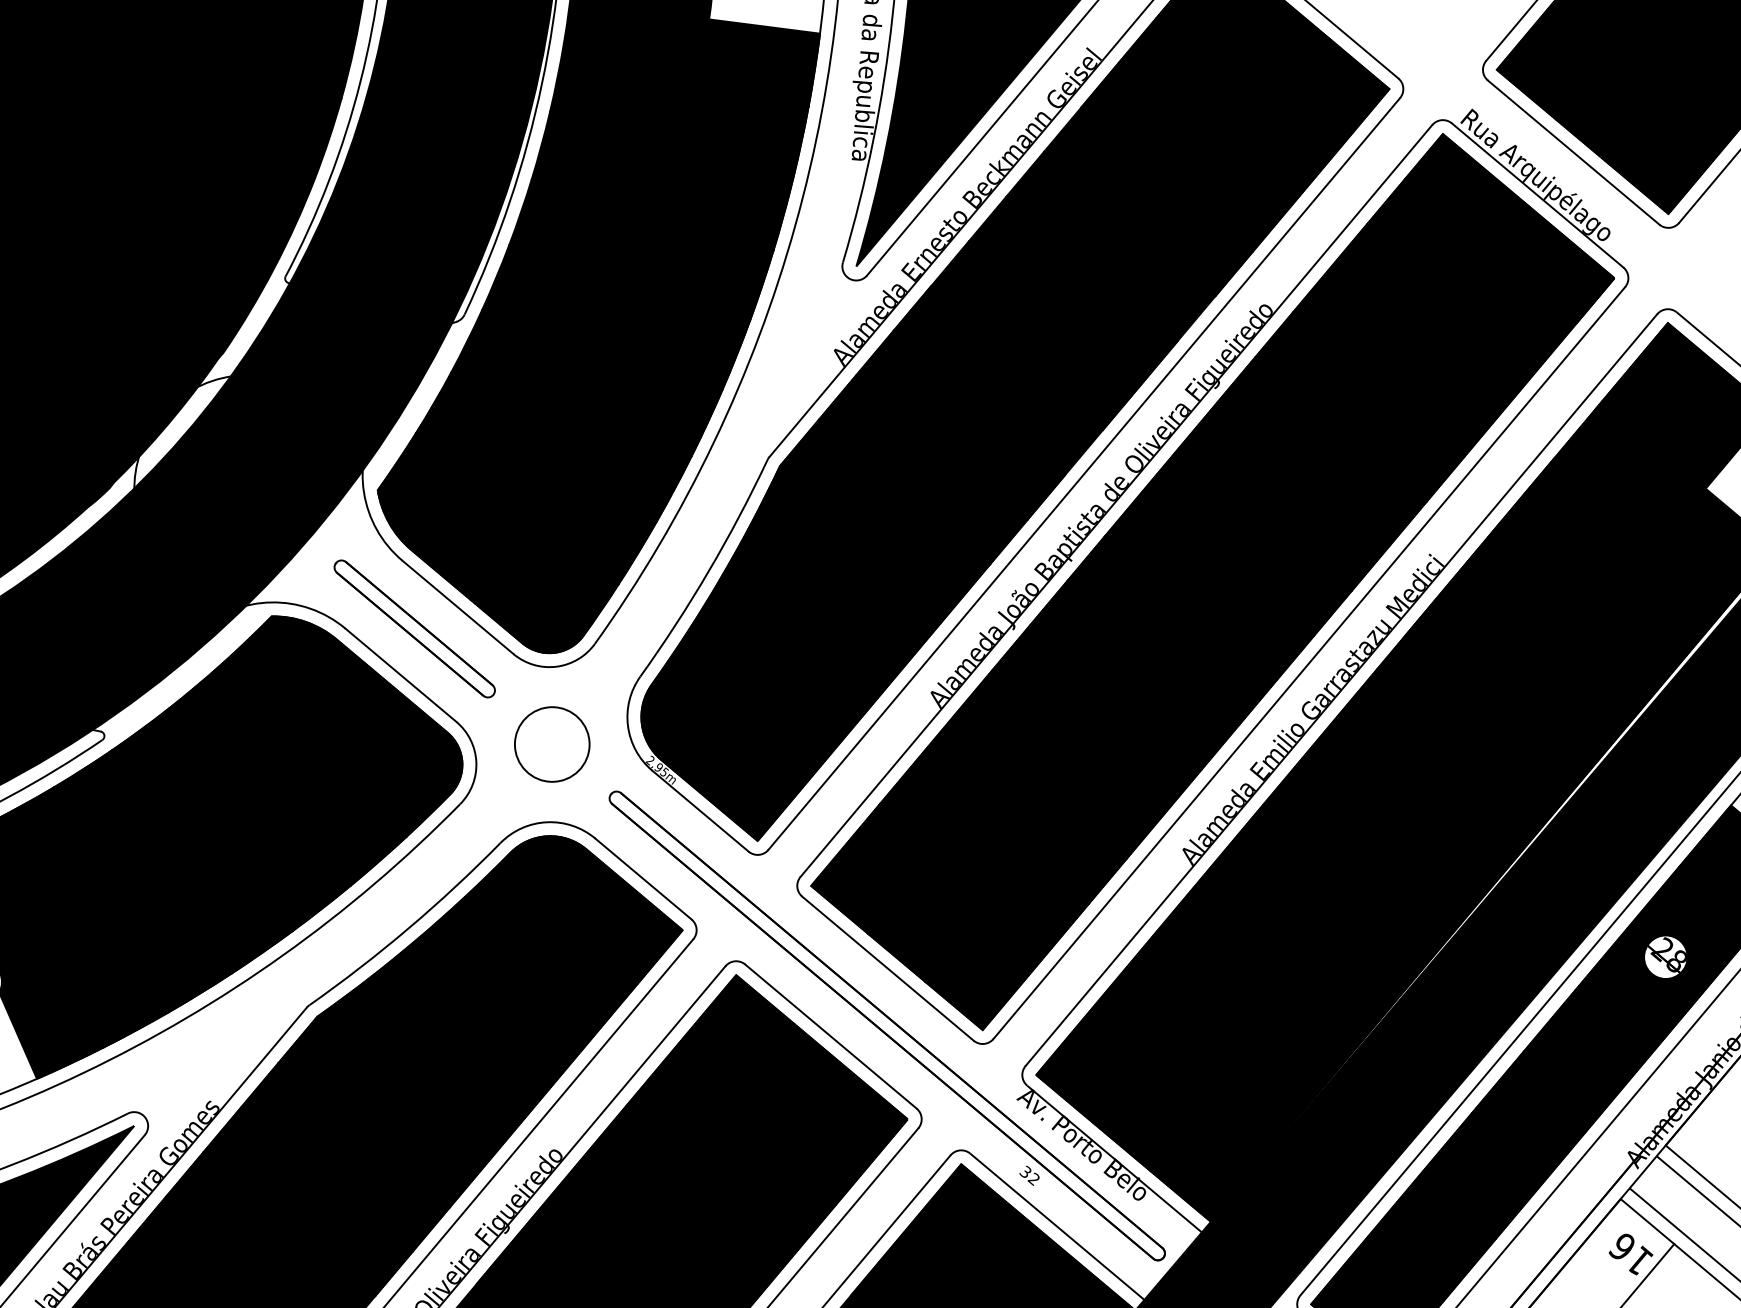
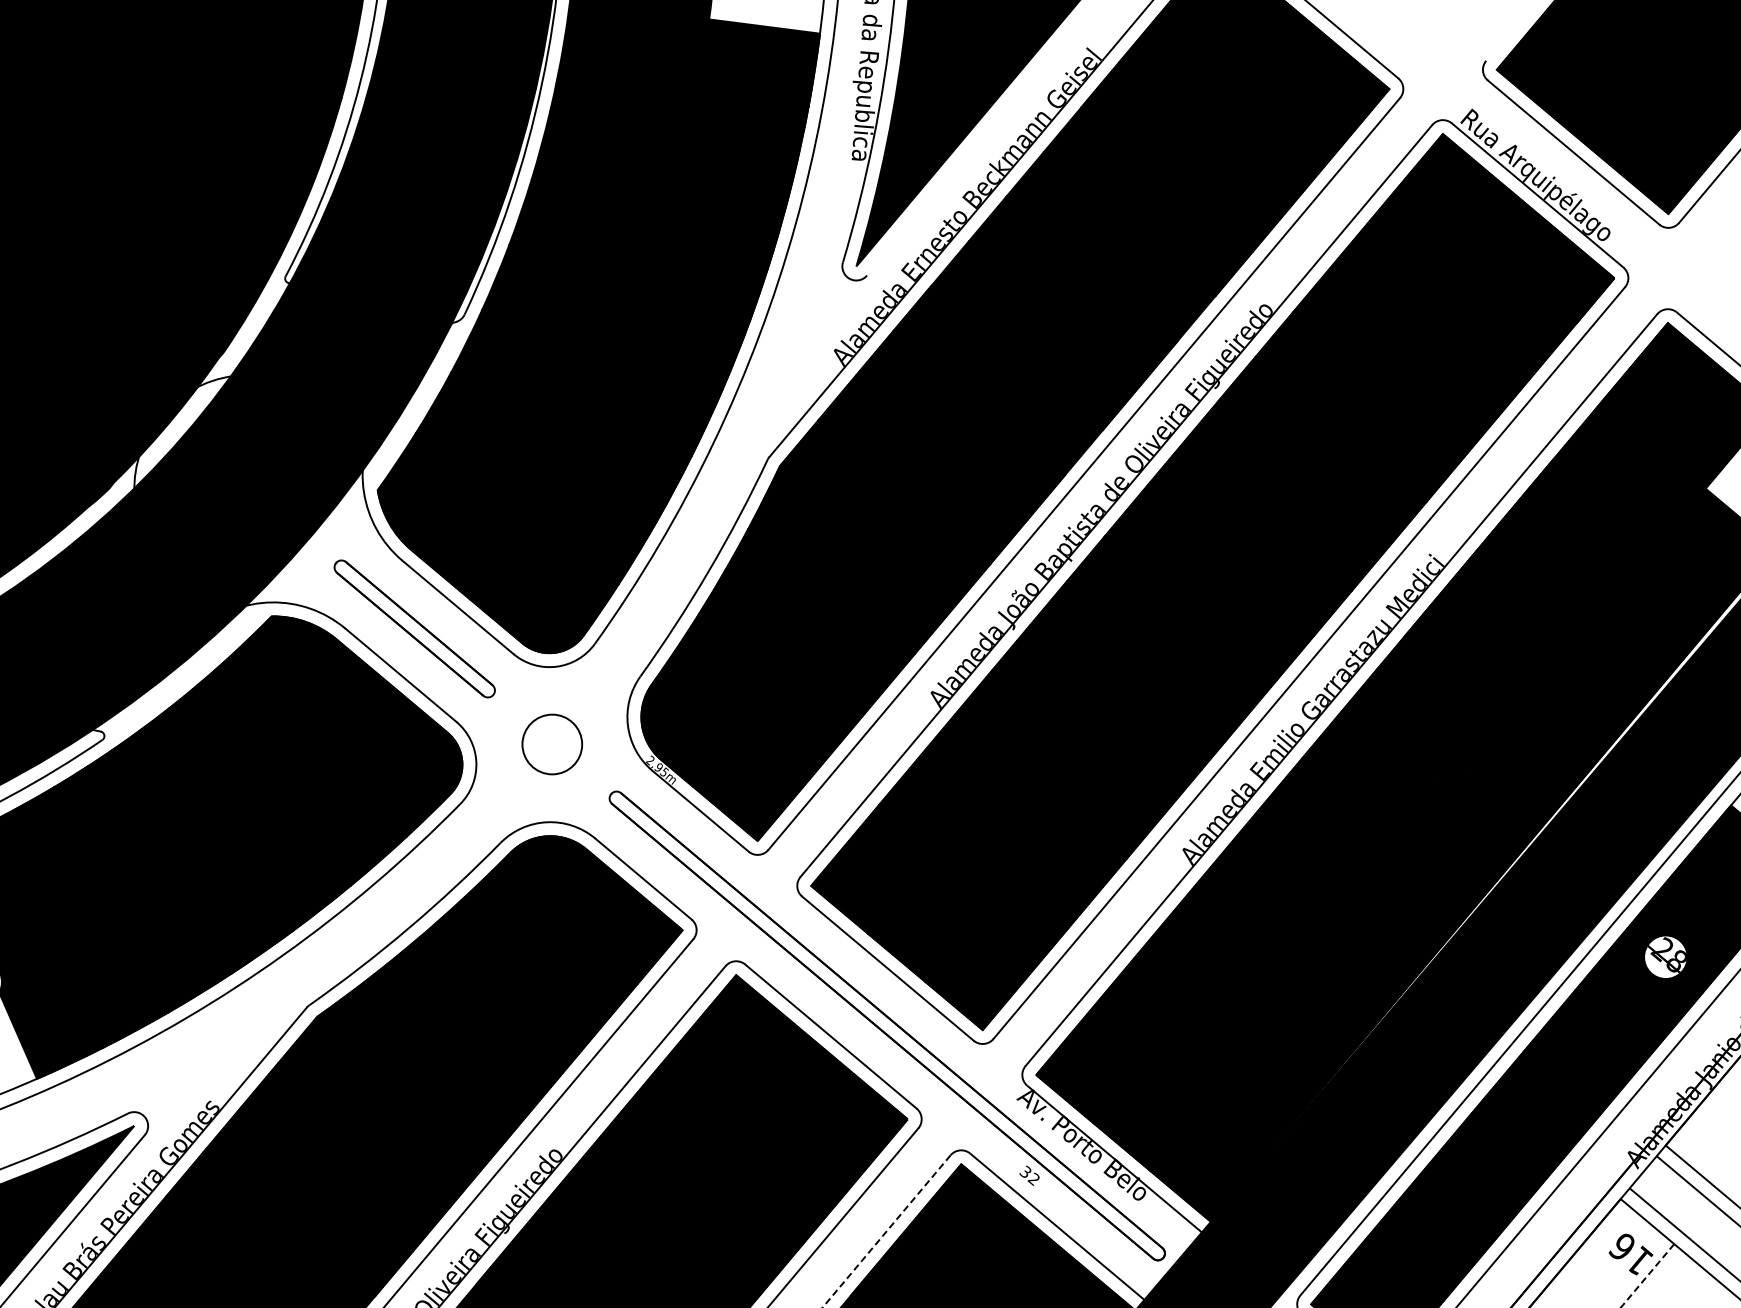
line: present -> none (1510, 31)
line: present -> none (981, 138)
circle size: 77x77 px -> 63x63 px (552, 744)
line: solid -> dashed (886, 1231)
line: solid -> dashed (1647, 1276)
